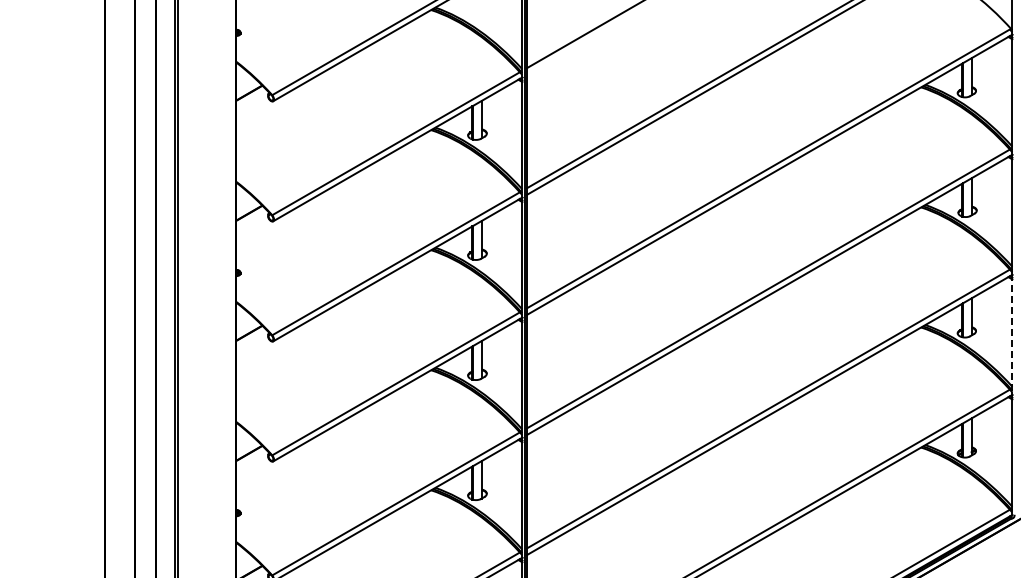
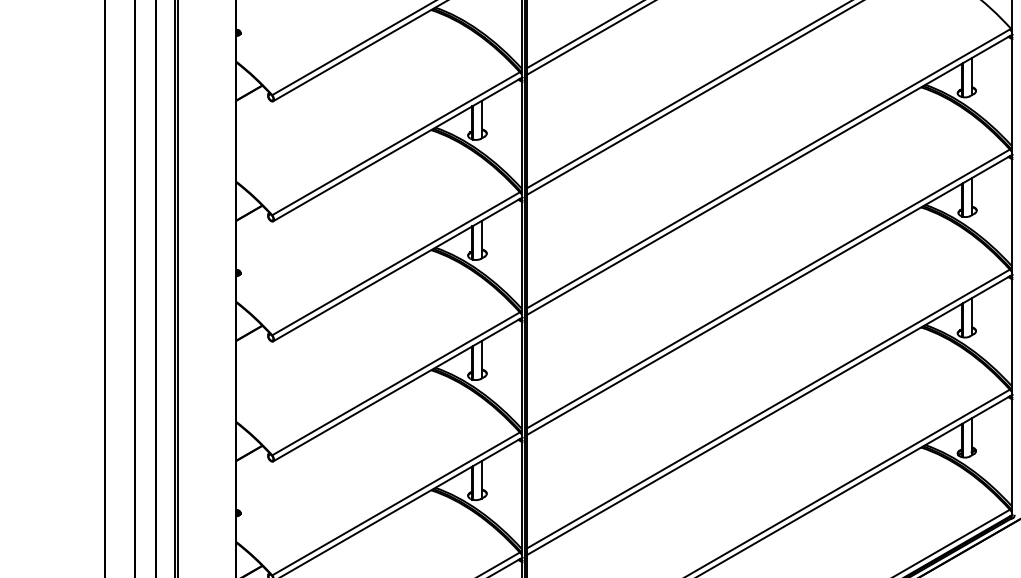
line: none -> present (589, 38)
line: dashed -> solid (1012, 335)
